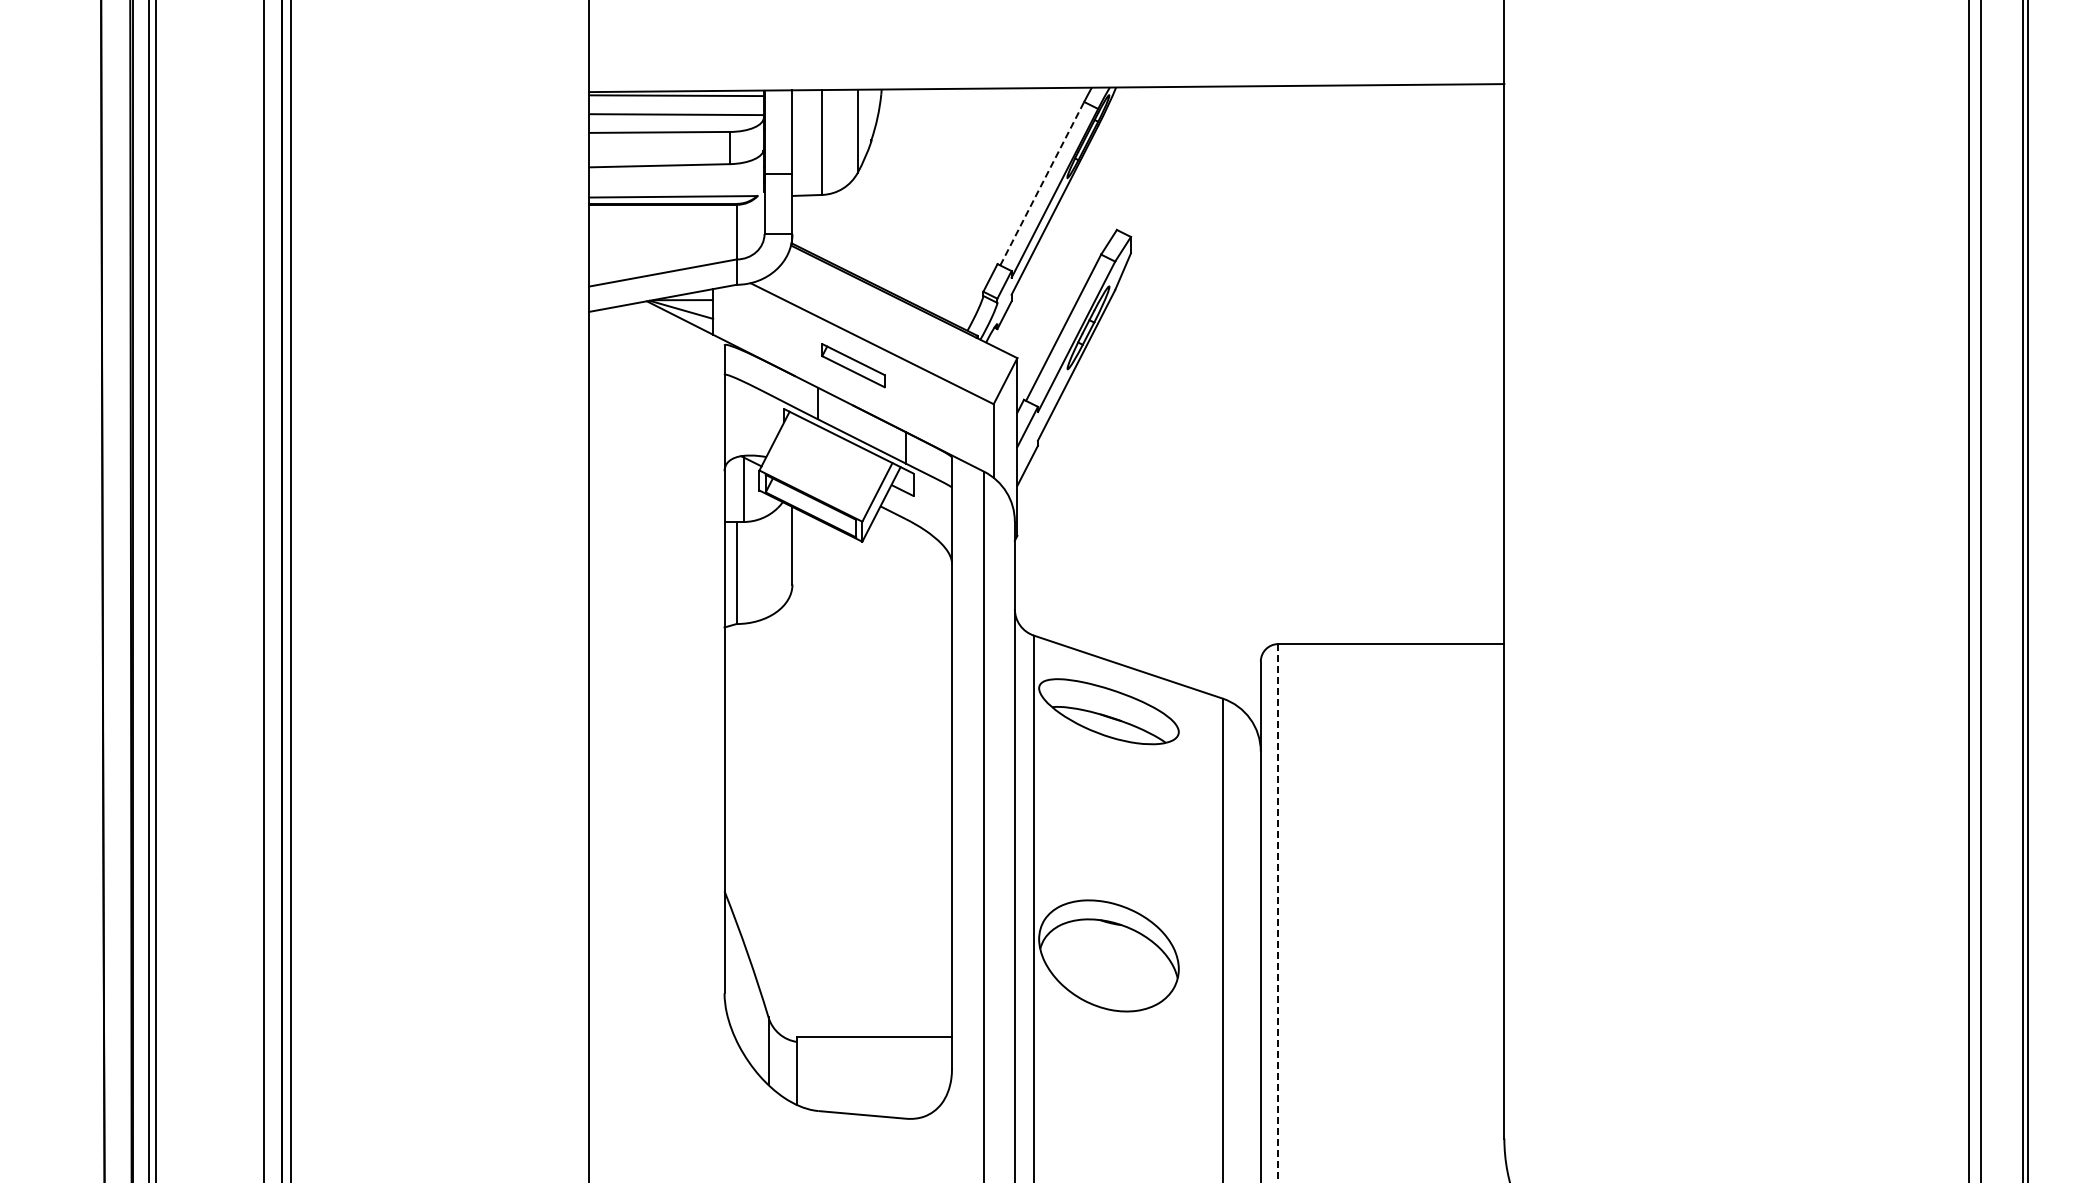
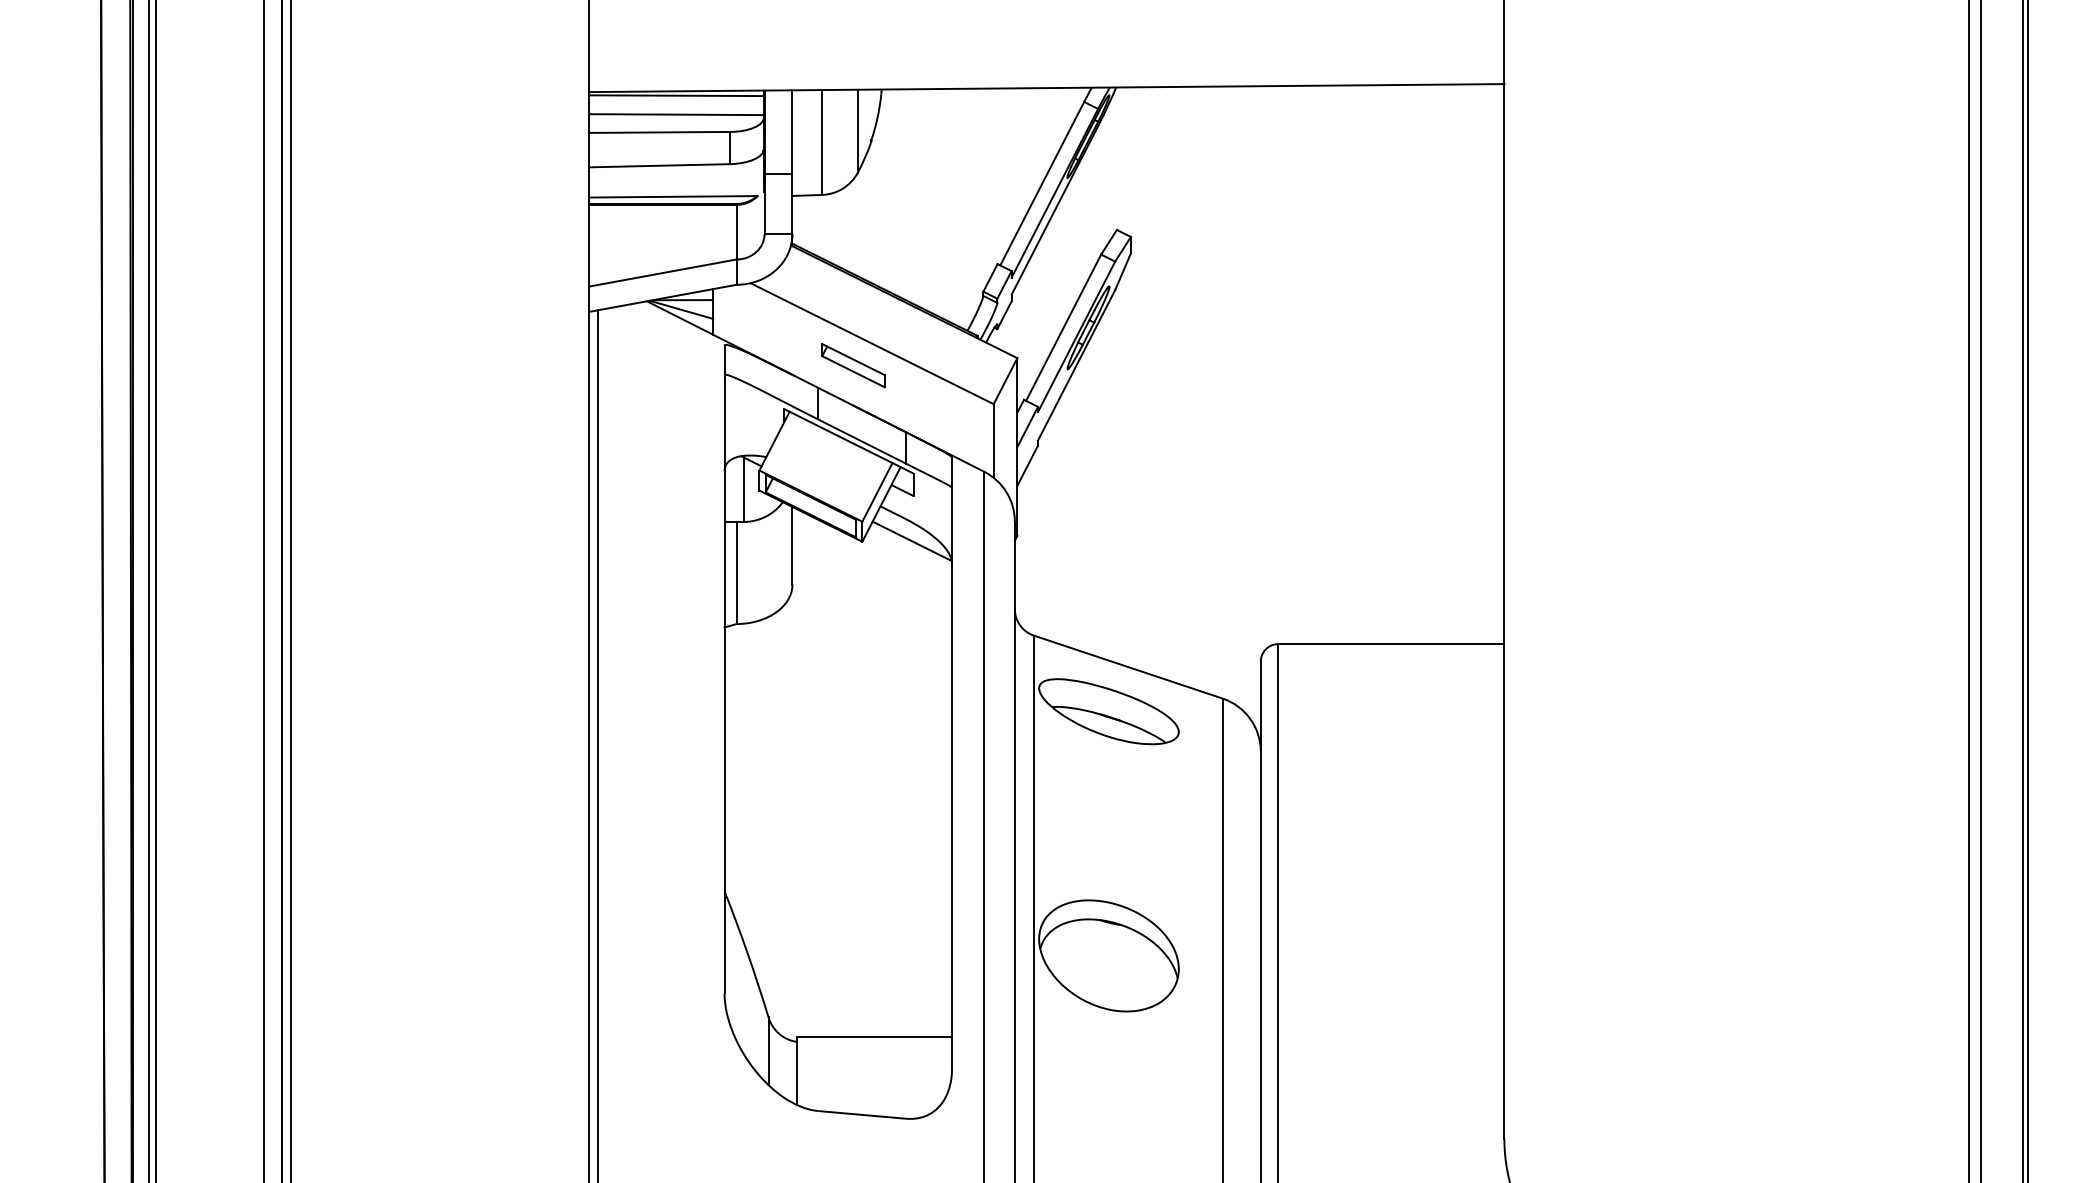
line: dashed -> solid (1042, 183)
line: none -> present (911, 541)
line: none -> present (598, 744)
line: dashed -> solid (1278, 913)
